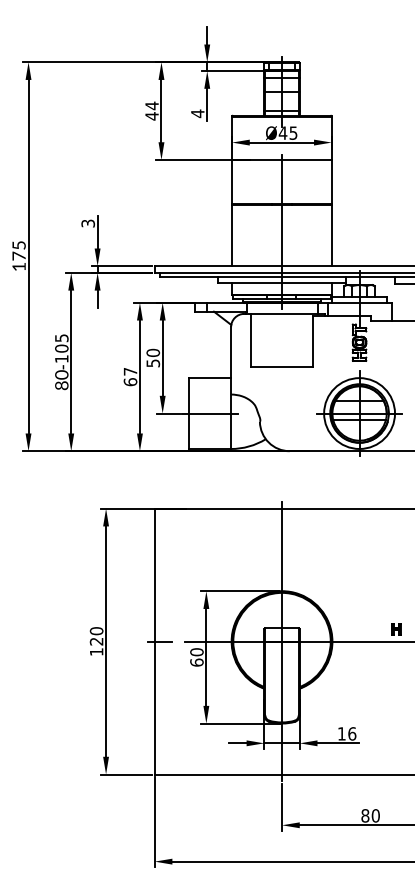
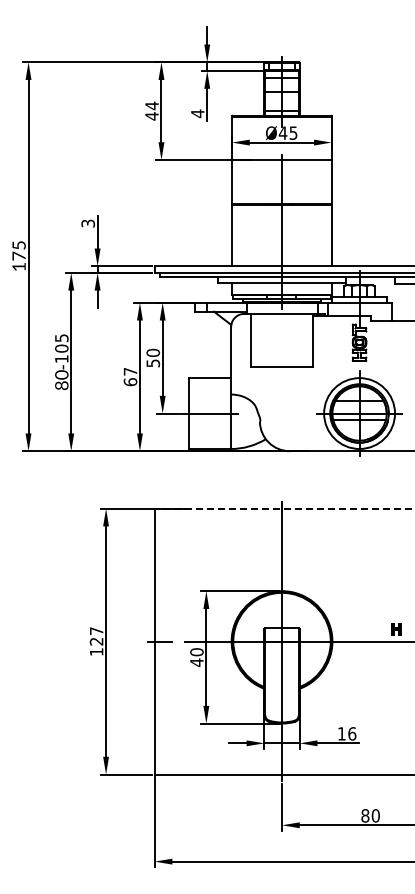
line: solid -> dashed (284, 508)
text: 120 -> 127 (96, 631)
text: 60 -> 40 (196, 662)
